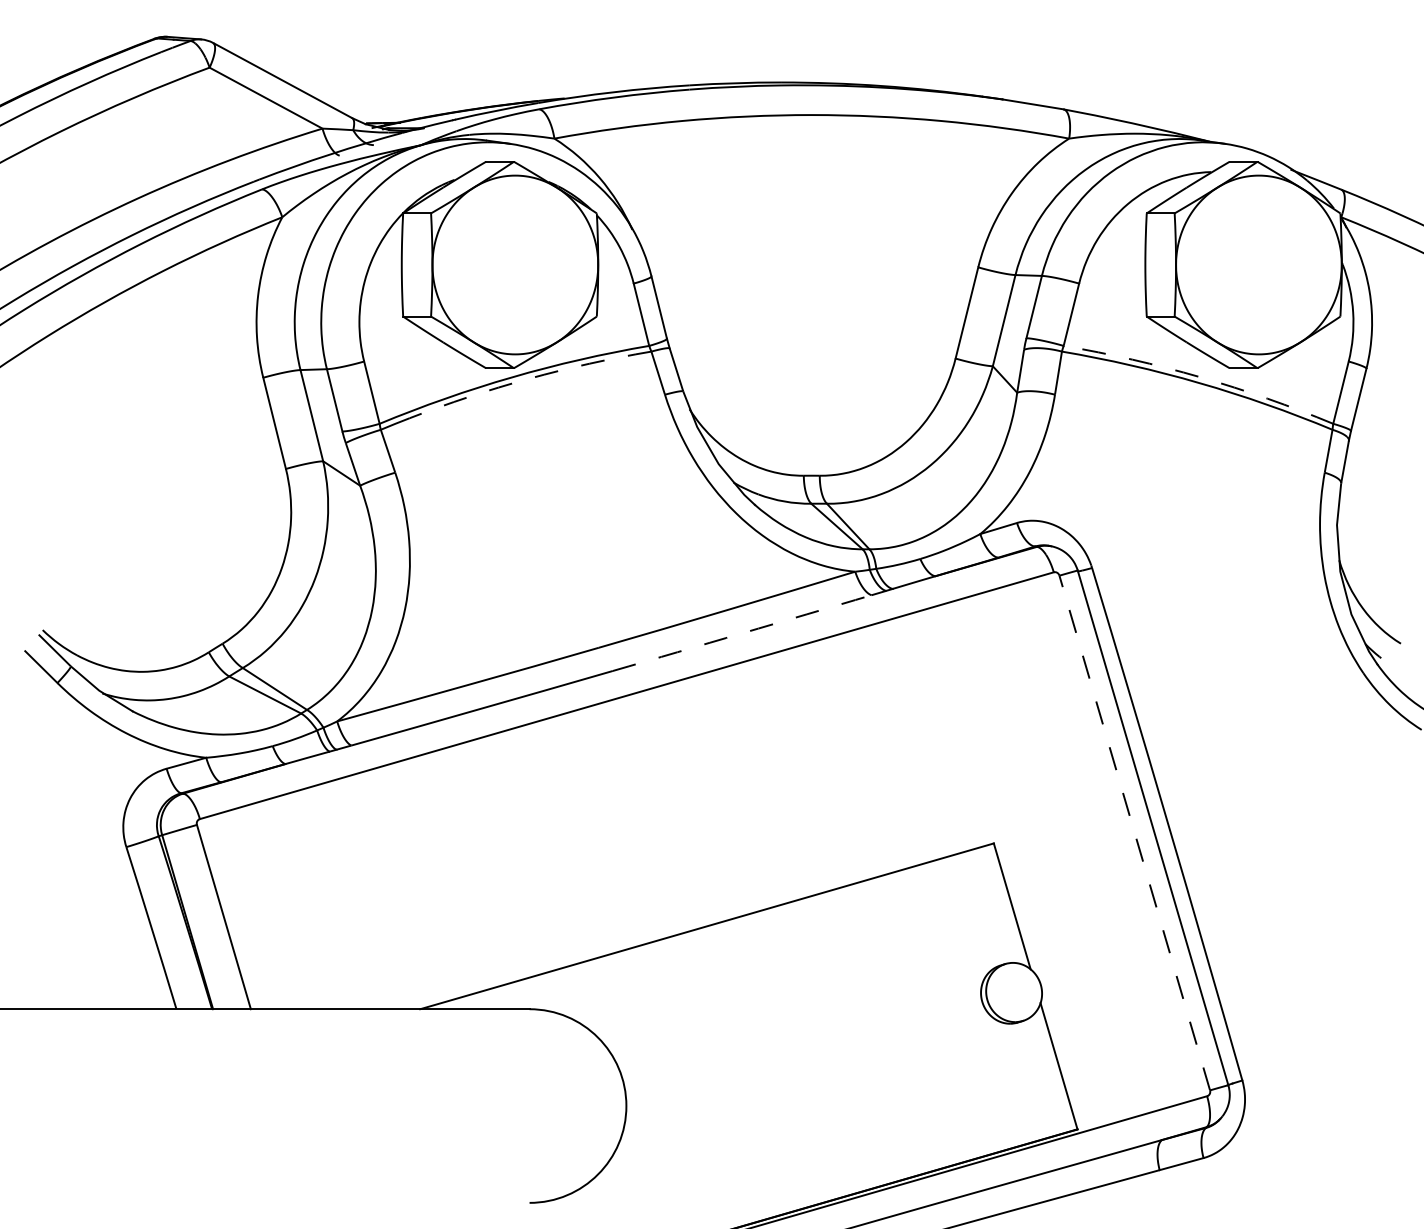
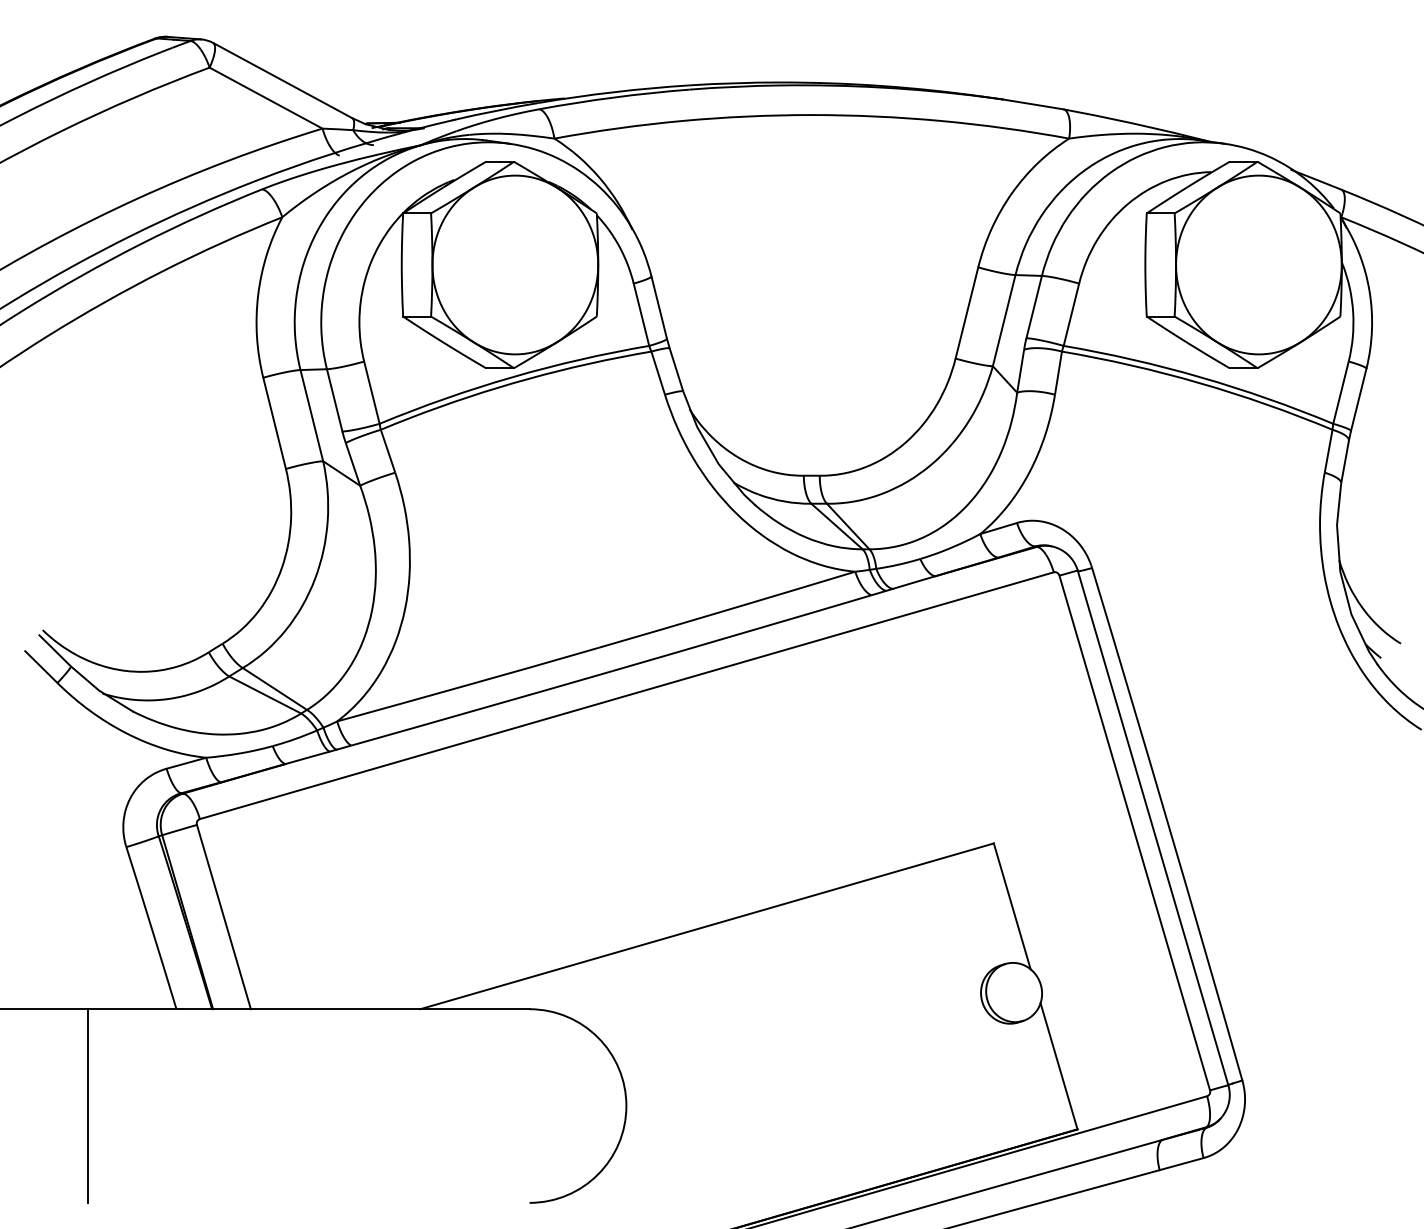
arc: dashed -> solid (1200, 377)
arc: dashed -> solid (528, 378)
arc: dashed -> solid (742, 633)
line: dashed -> solid (1134, 832)
line: none -> present (88, 1105)
